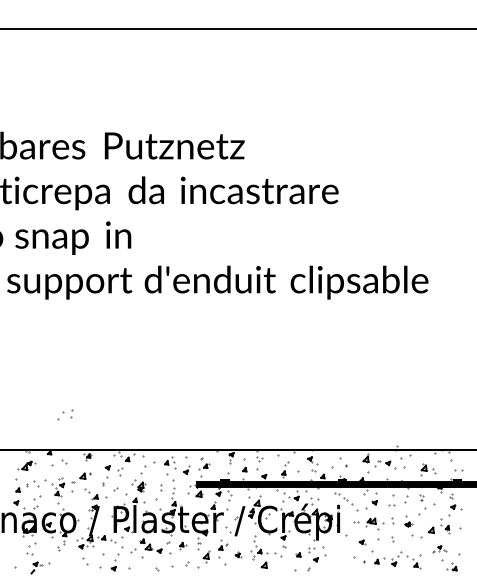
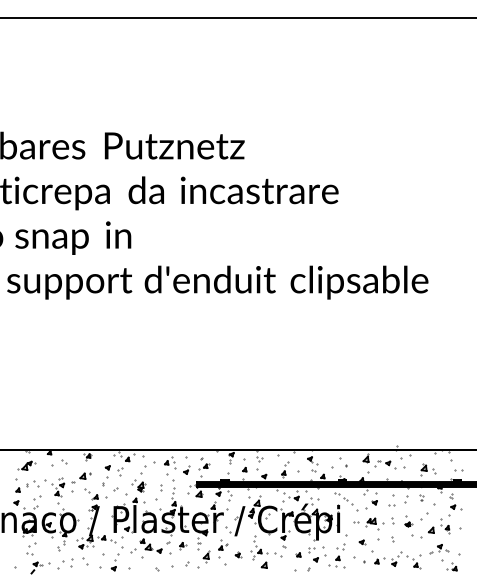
line position: (237, 28) -> (237, 17) (237, 17)
part position: (65, 414) -> (65, 563) (65, 563)
part position: (422, 511) -> (424, 516) (424, 516)
part size: 16x9 px -> 21x11 px (439, 549)
part: none -> present (336, 555)
